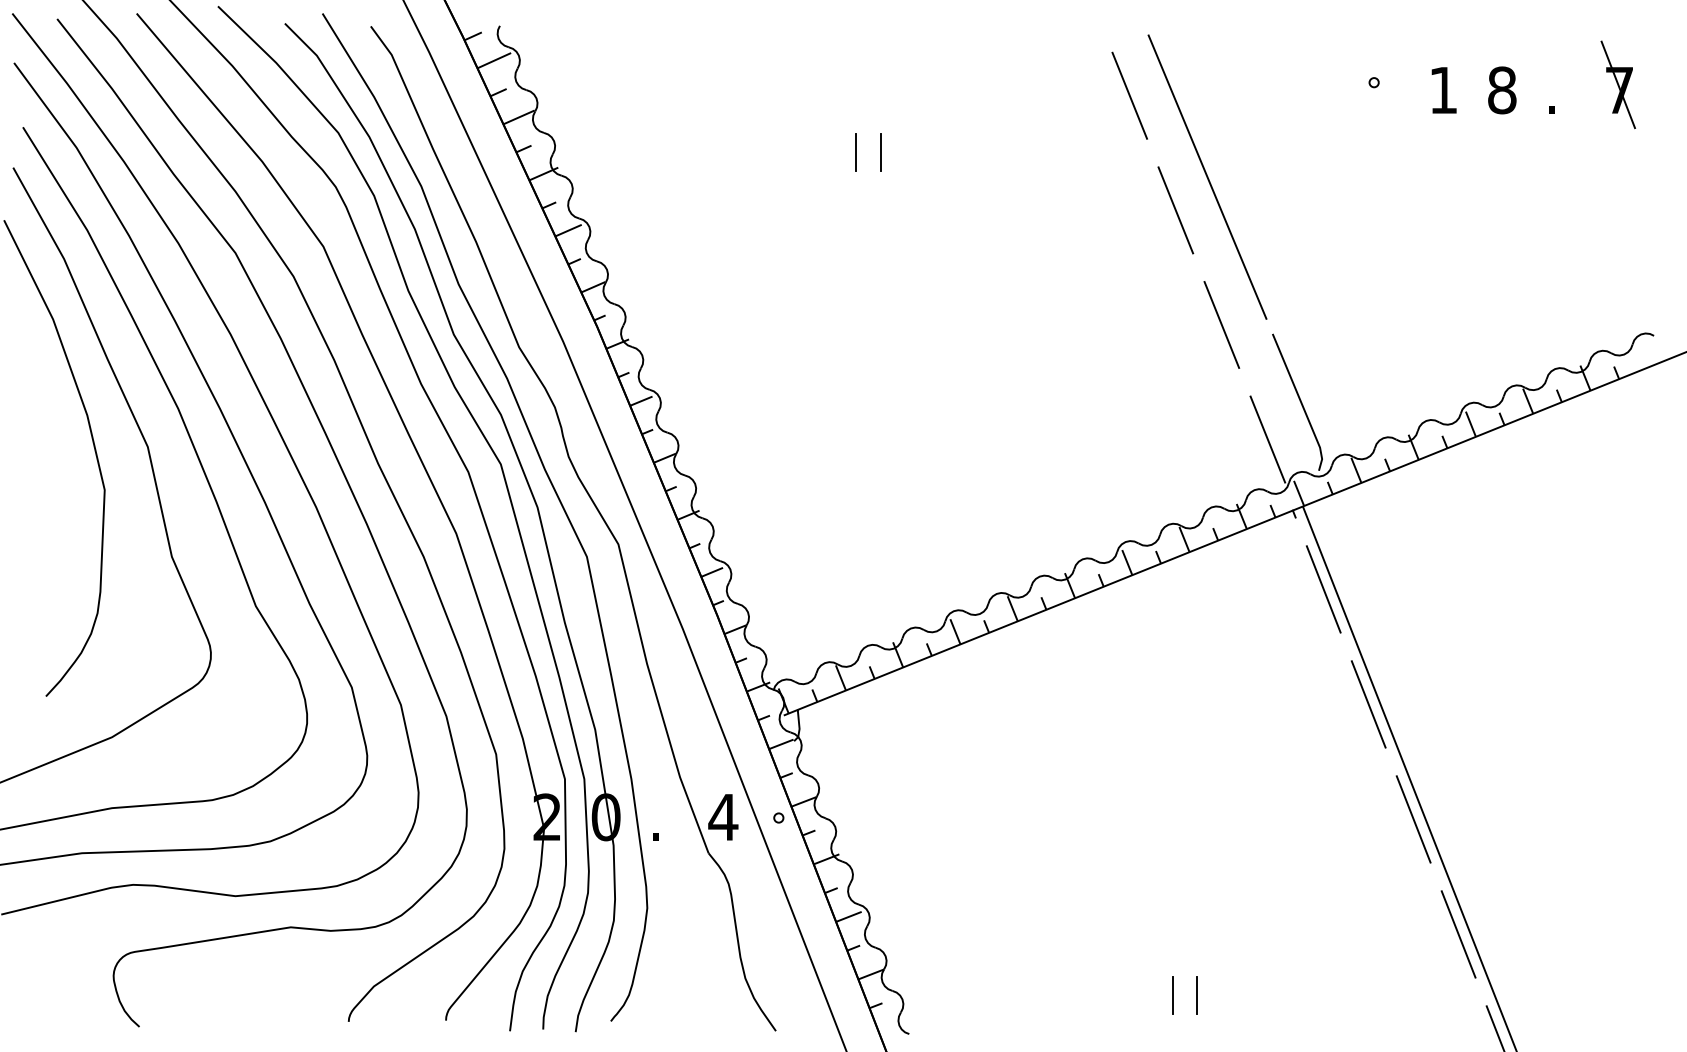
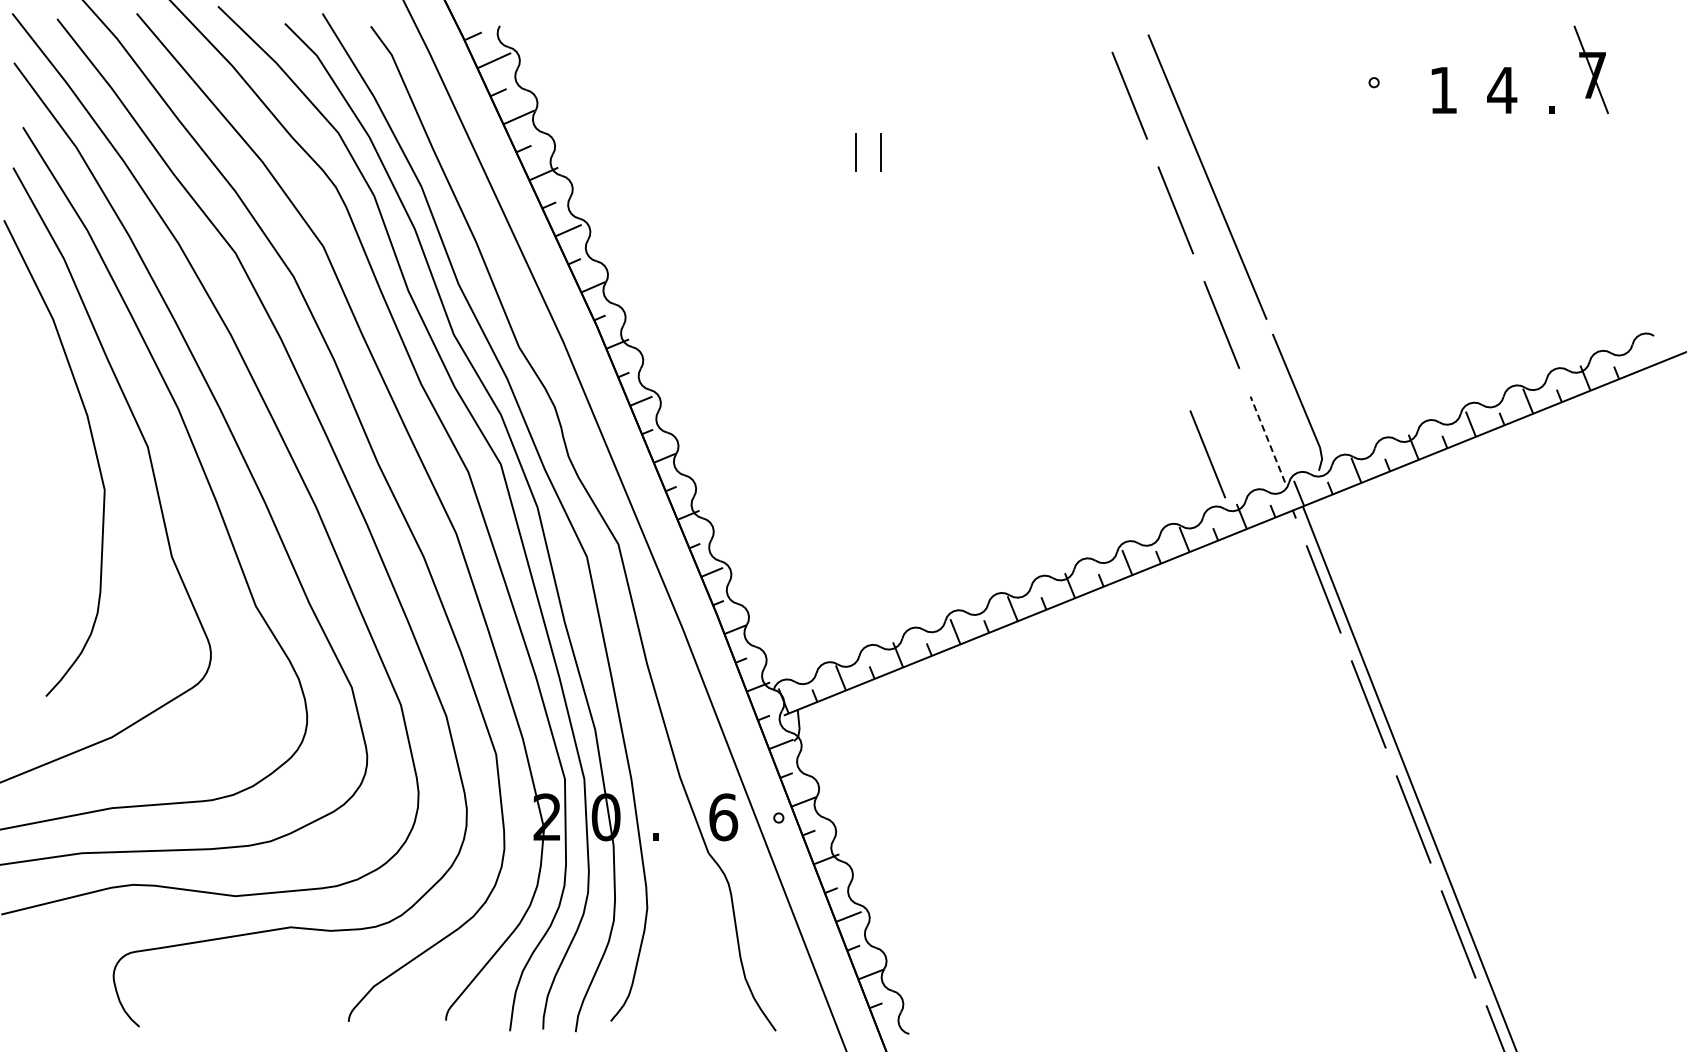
part position: (1617, 84) -> (1590, 69) (1590, 69)
text: 8 -> 4 (1502, 90)
line: solid -> dashed (1267, 439)
line: none -> present (1207, 454)
text: 4 -> 6 (723, 817)
line: present -> none (1172, 994)
line: present -> none (1197, 994)
